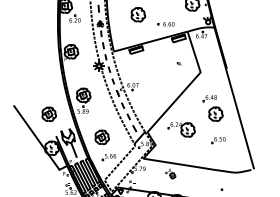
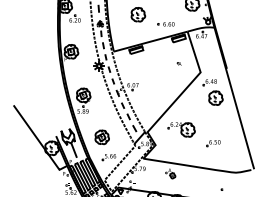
part position: (212, 108) -> (212, 92) (212, 92)
part: present -> none (48, 114)
part position: (218, 140) -> (213, 143) (213, 143)
